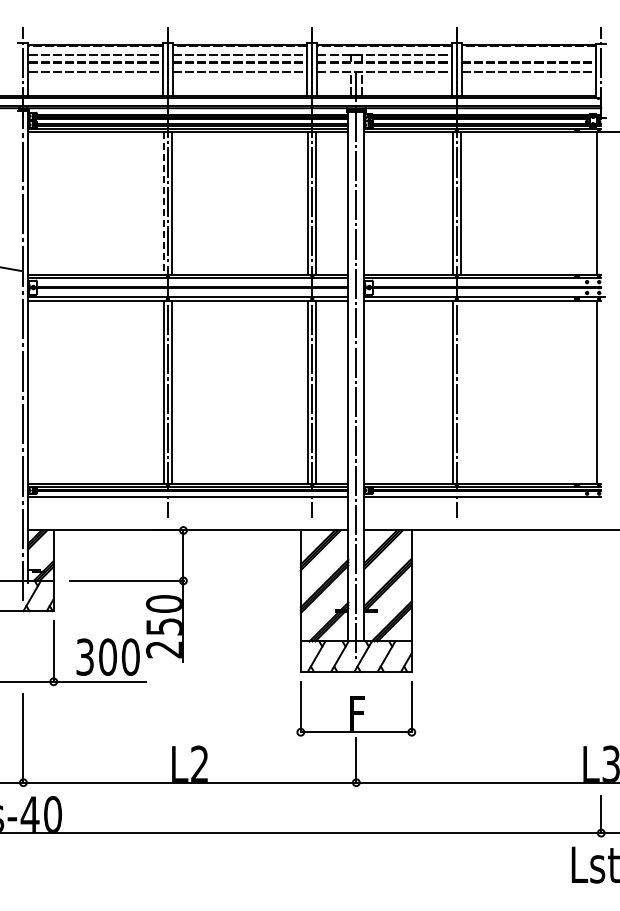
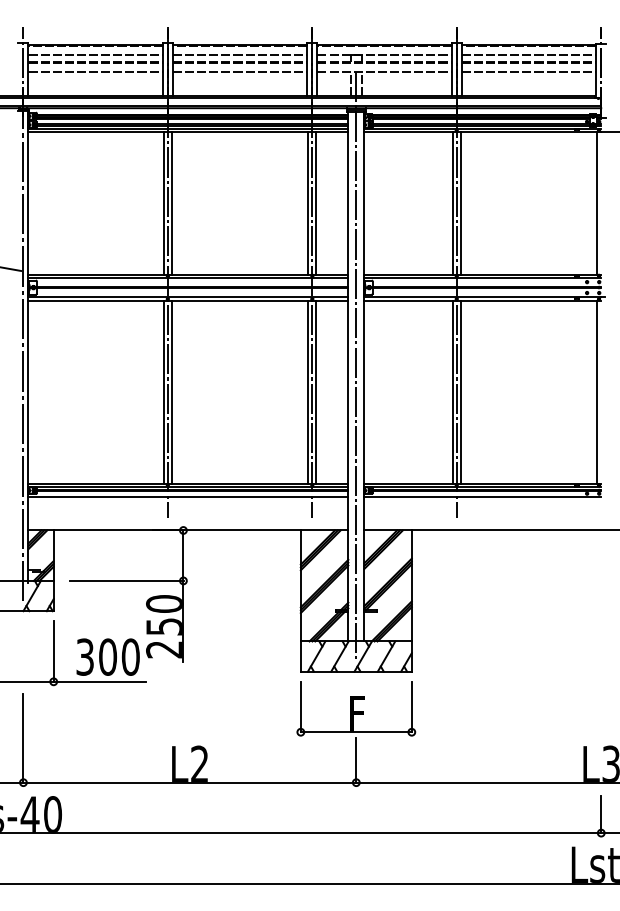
line: none -> present (528, 55)
line: dashed -> solid (163, 203)
line: none -> present (460, 391)
line: none -> present (309, 883)
